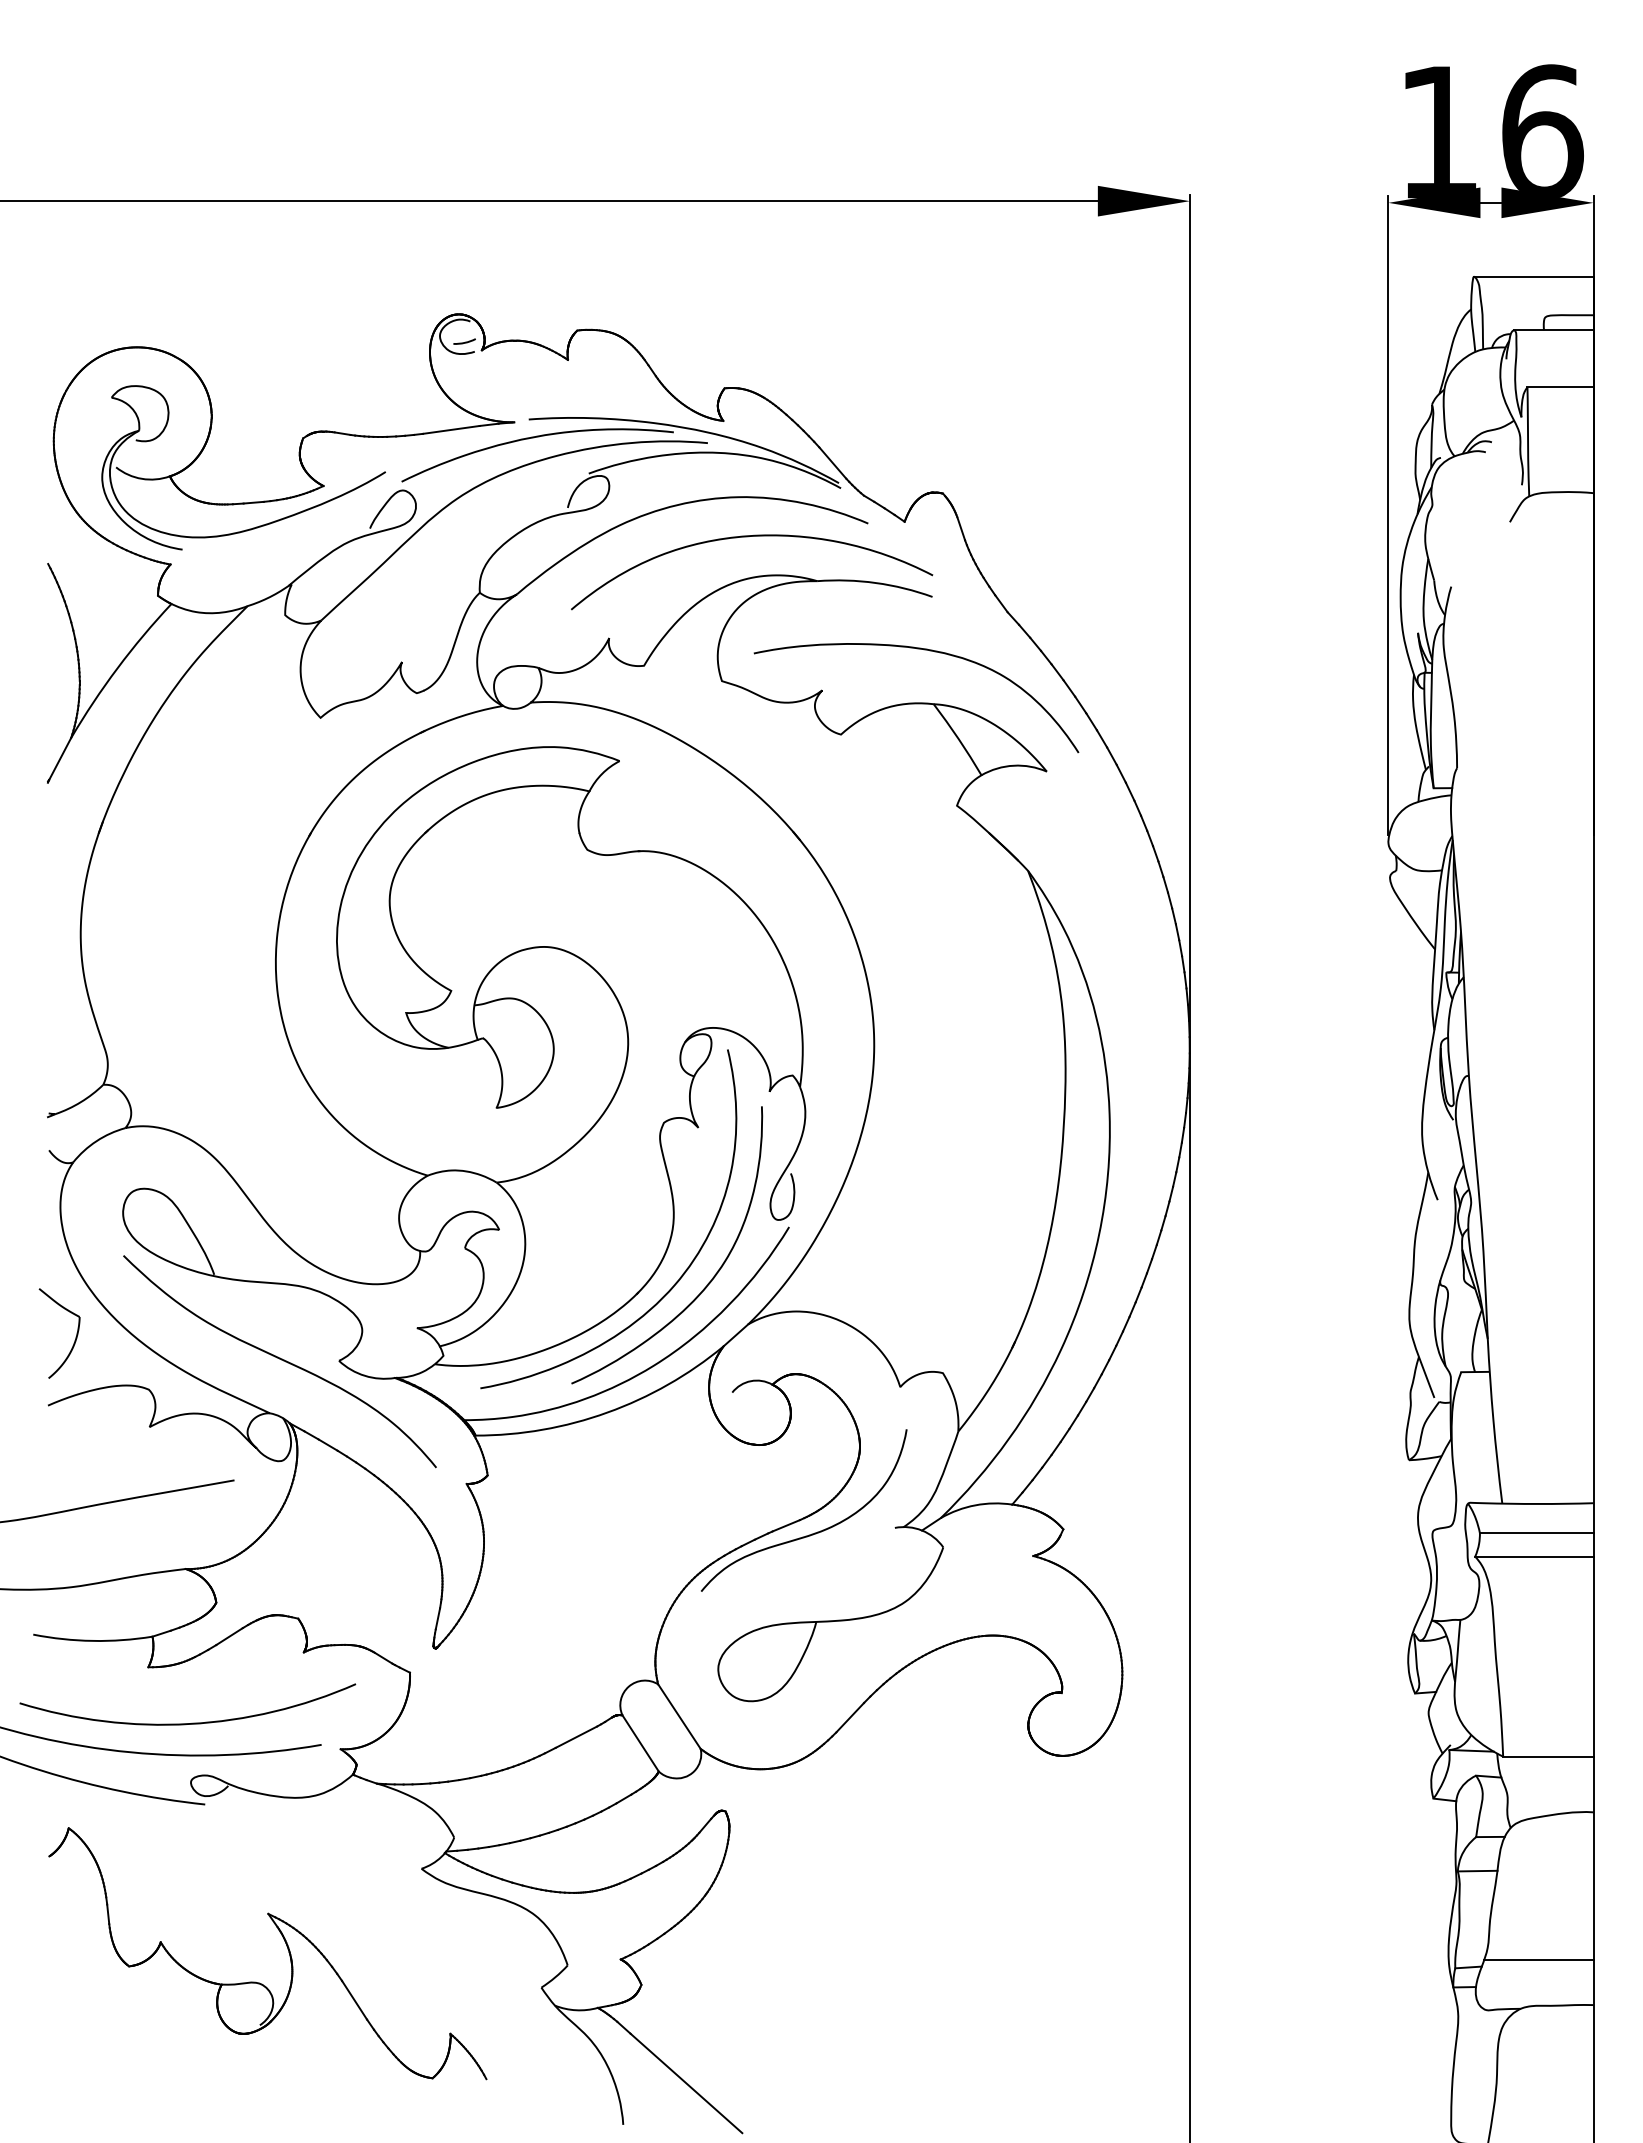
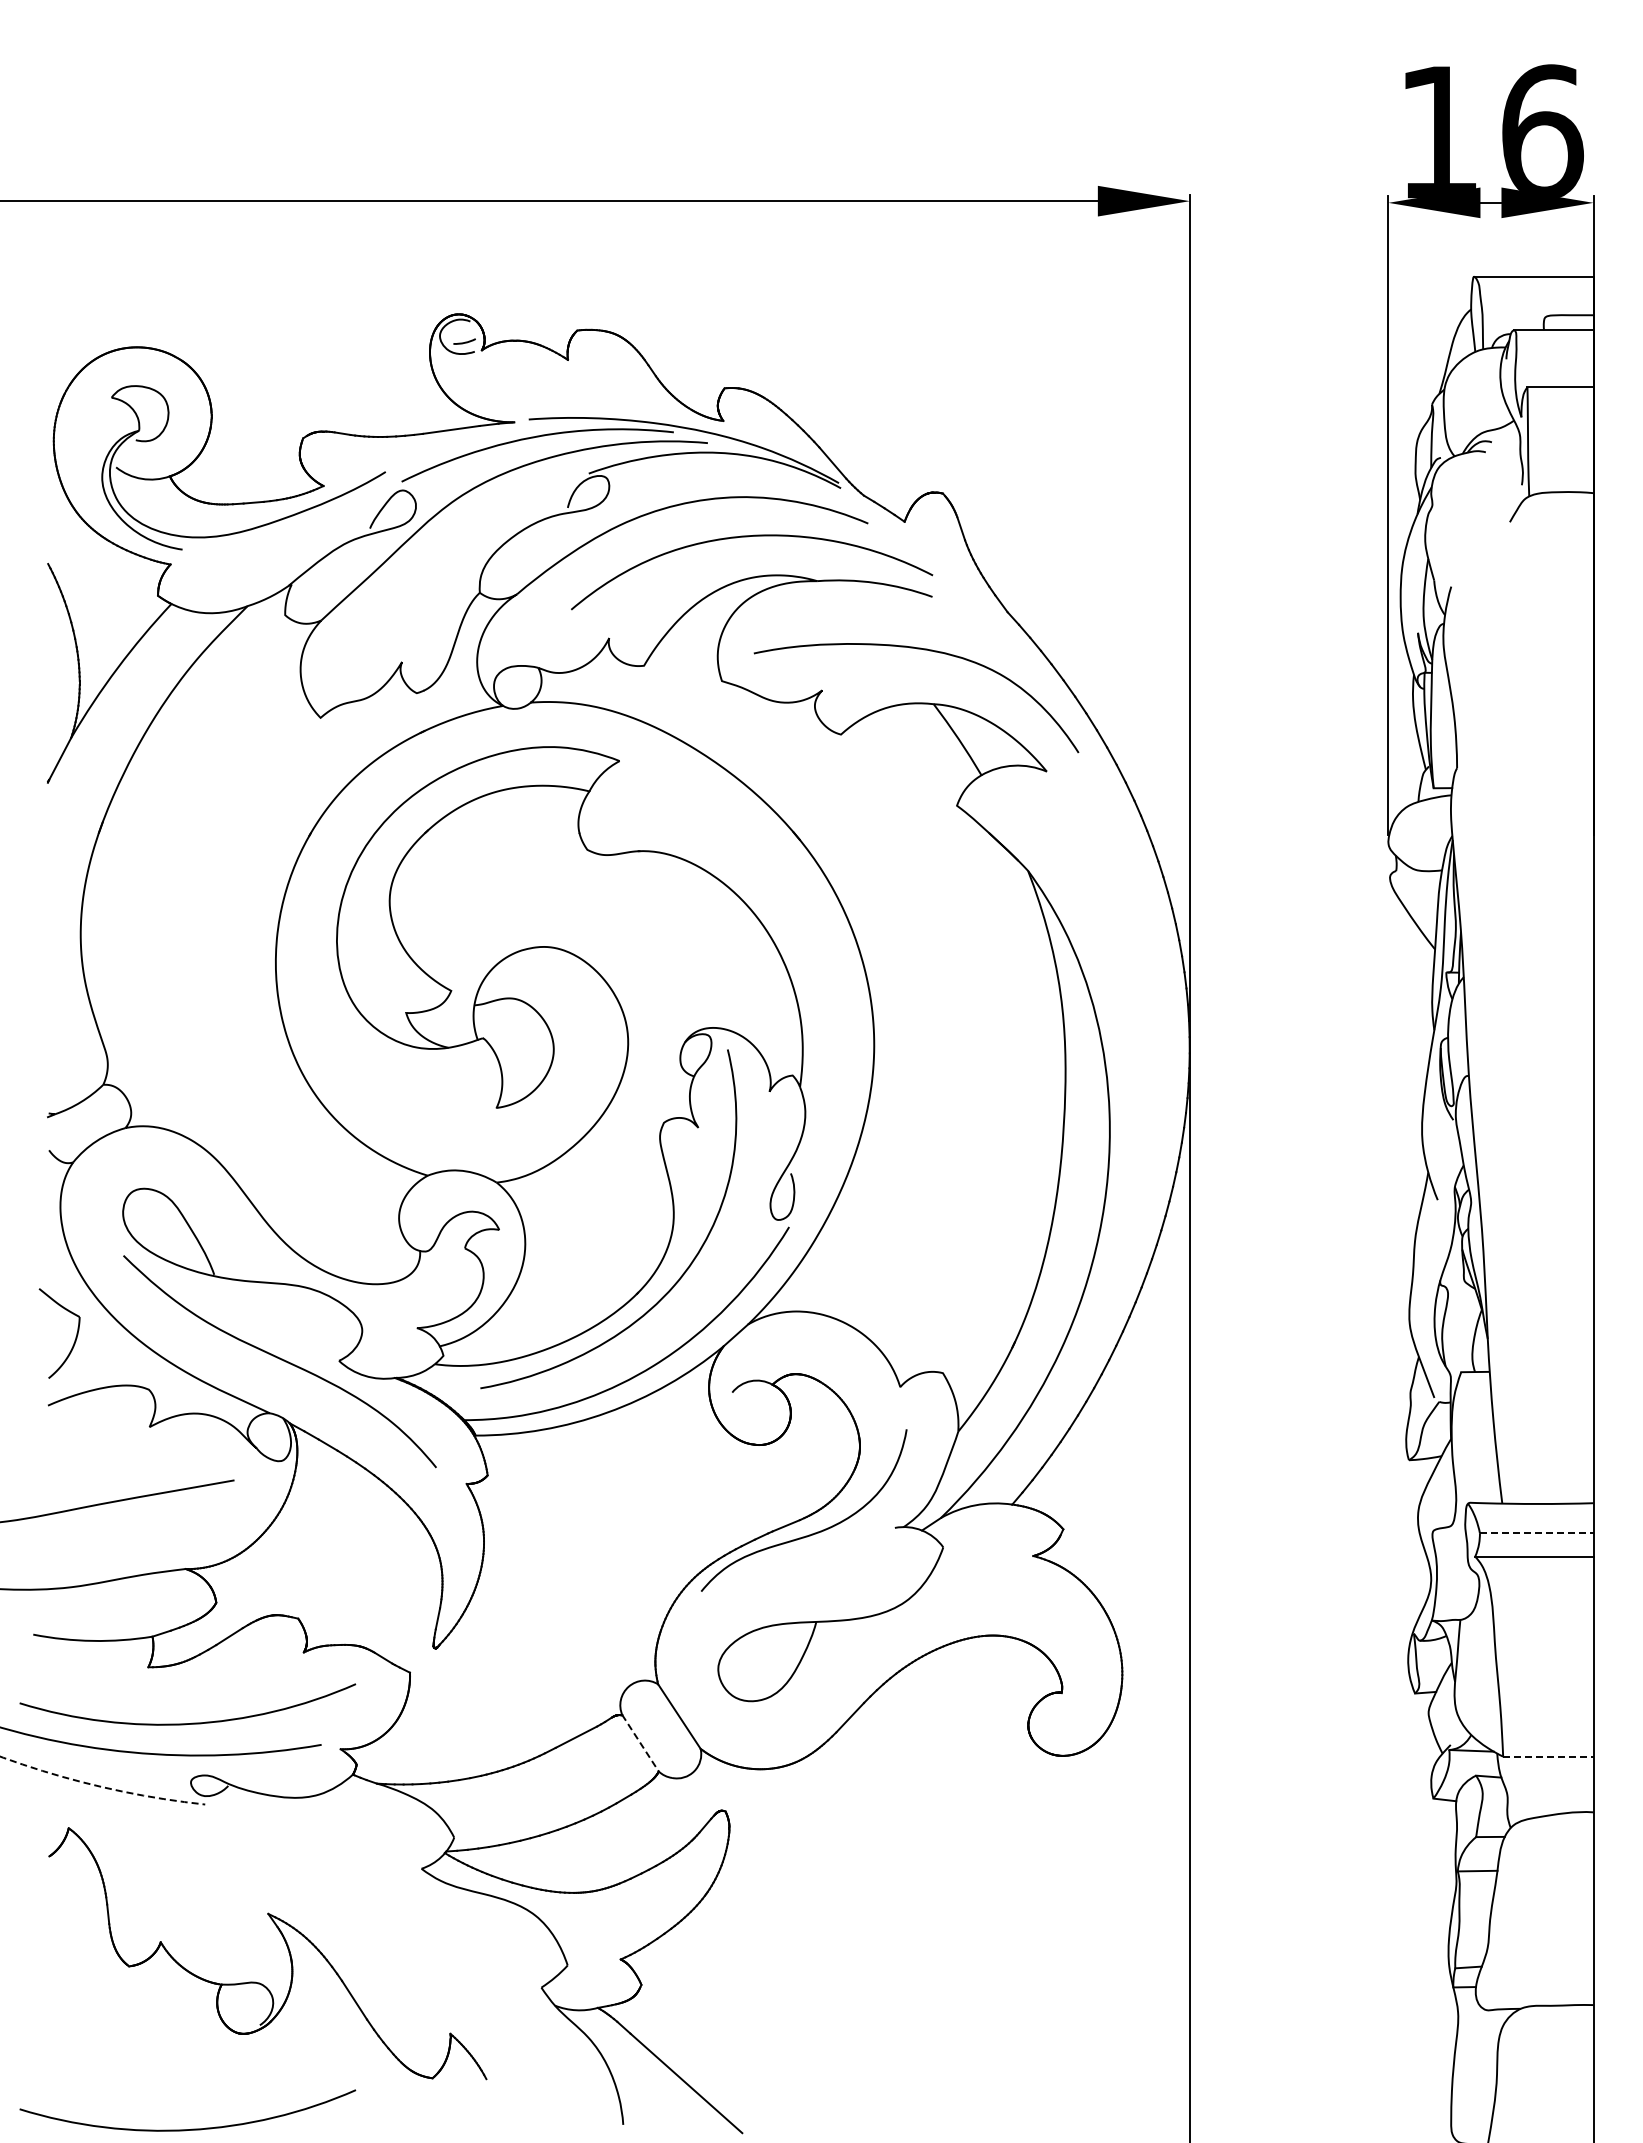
curve: present -> none (707, 1283)
line: solid -> dashed (1536, 1533)
line: solid -> dashed (640, 1743)
line: solid -> dashed (1548, 1756)
arc: solid -> dashed (100, 1786)
line: present -> none (1538, 1959)
arc: none -> present (192, 2128)
